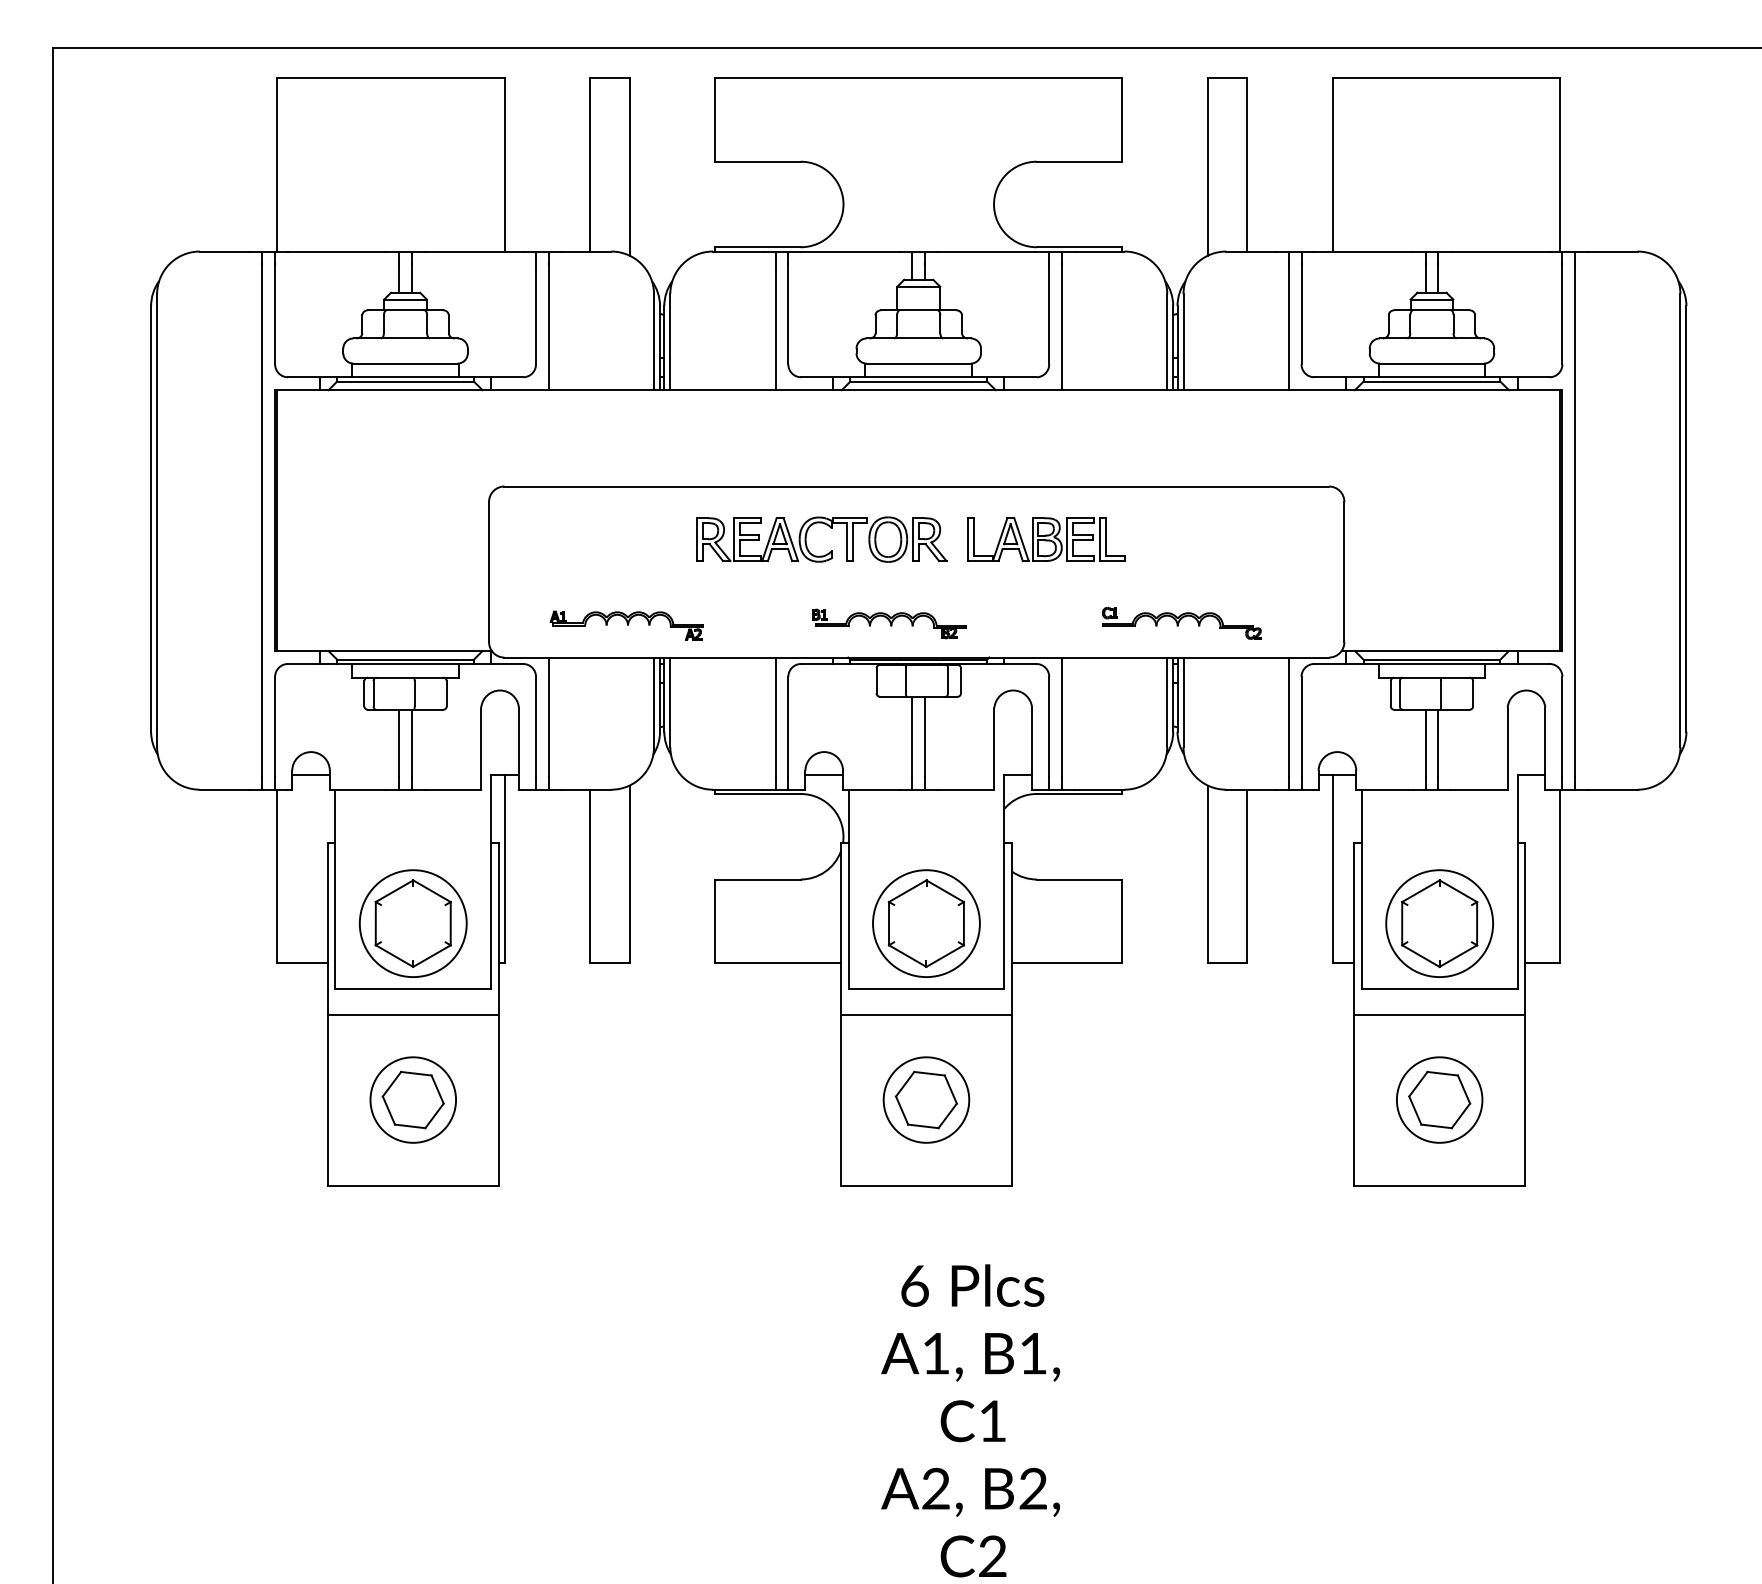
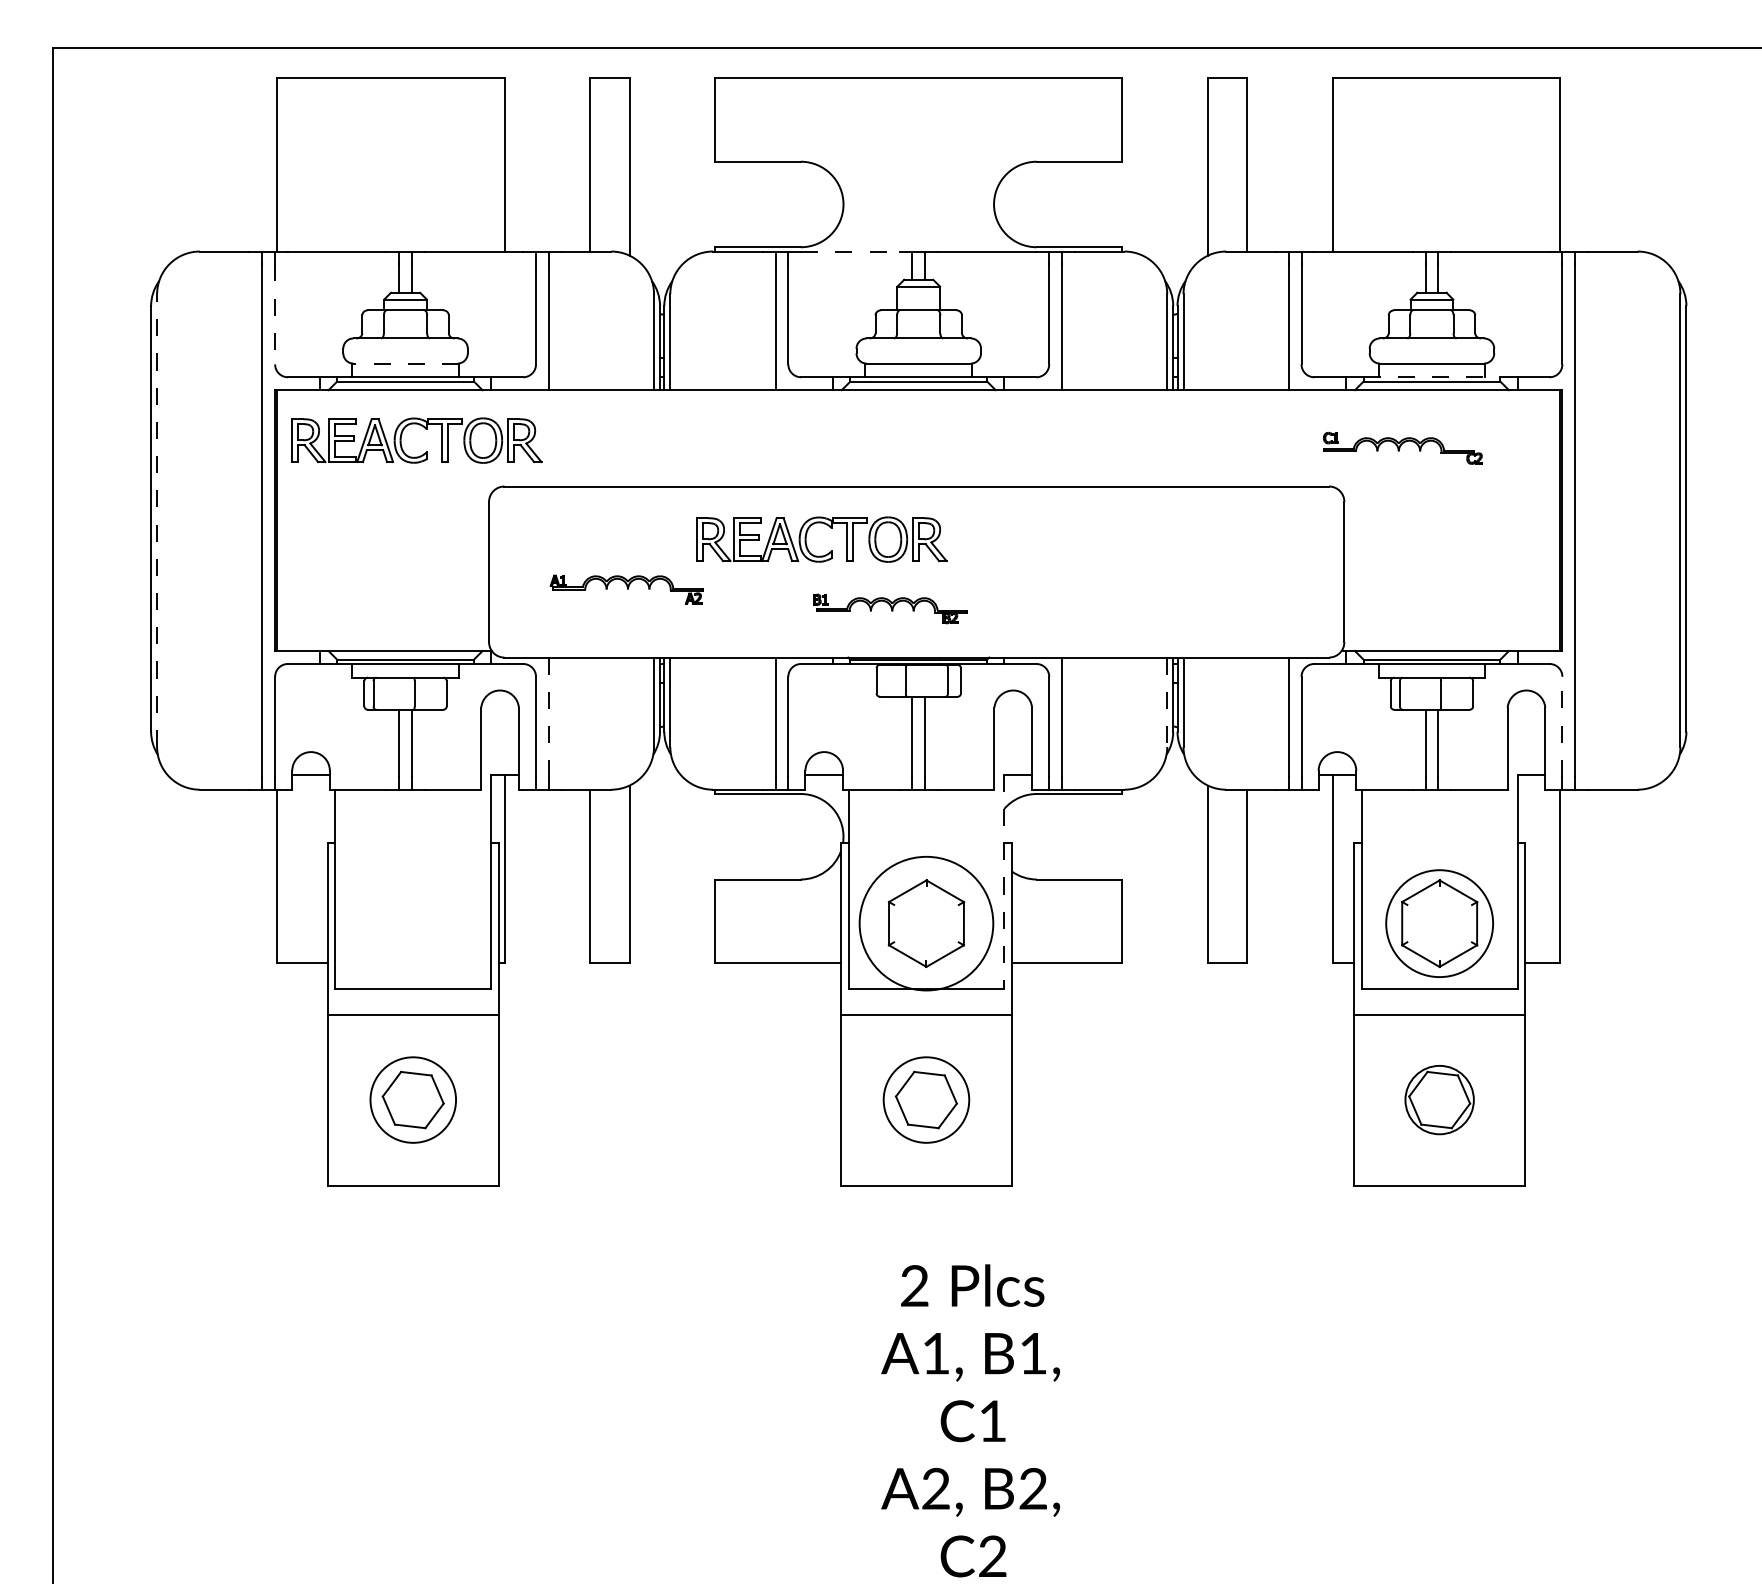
line: solid -> dashed (850, 251)
line: solid -> dashed (275, 314)
line: solid -> dashed (405, 363)
line: solid -> dashed (1432, 377)
part: none -> present (425, 429)
line: solid -> dashed (157, 520)
part: present -> none (1046, 539)
part position: (1181, 622) -> (1402, 447) (1402, 447)
part position: (889, 623) -> (890, 608) (890, 608)
part position: (626, 625) -> (626, 589) (626, 589)
line: solid -> dashed (1167, 702)
line: solid -> dashed (548, 717)
line: solid -> dashed (1562, 726)
line: solid -> dashed (1004, 881)
part: present -> none (412, 923)
circle diameter: 107 px -> 134 px (926, 923)
circle diameter: 86 px -> 68 px (1439, 1099)
text: 6 -> 2 (914, 1285)
